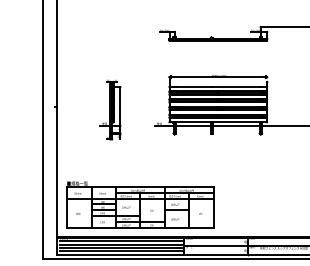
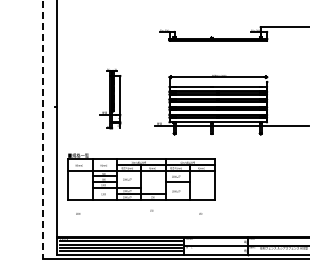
part position: (110, 109) -> (110, 98) (110, 98)
line: solid -> dashed (42, 129)
part position: (140, 204) -> (141, 176) (141, 176)
